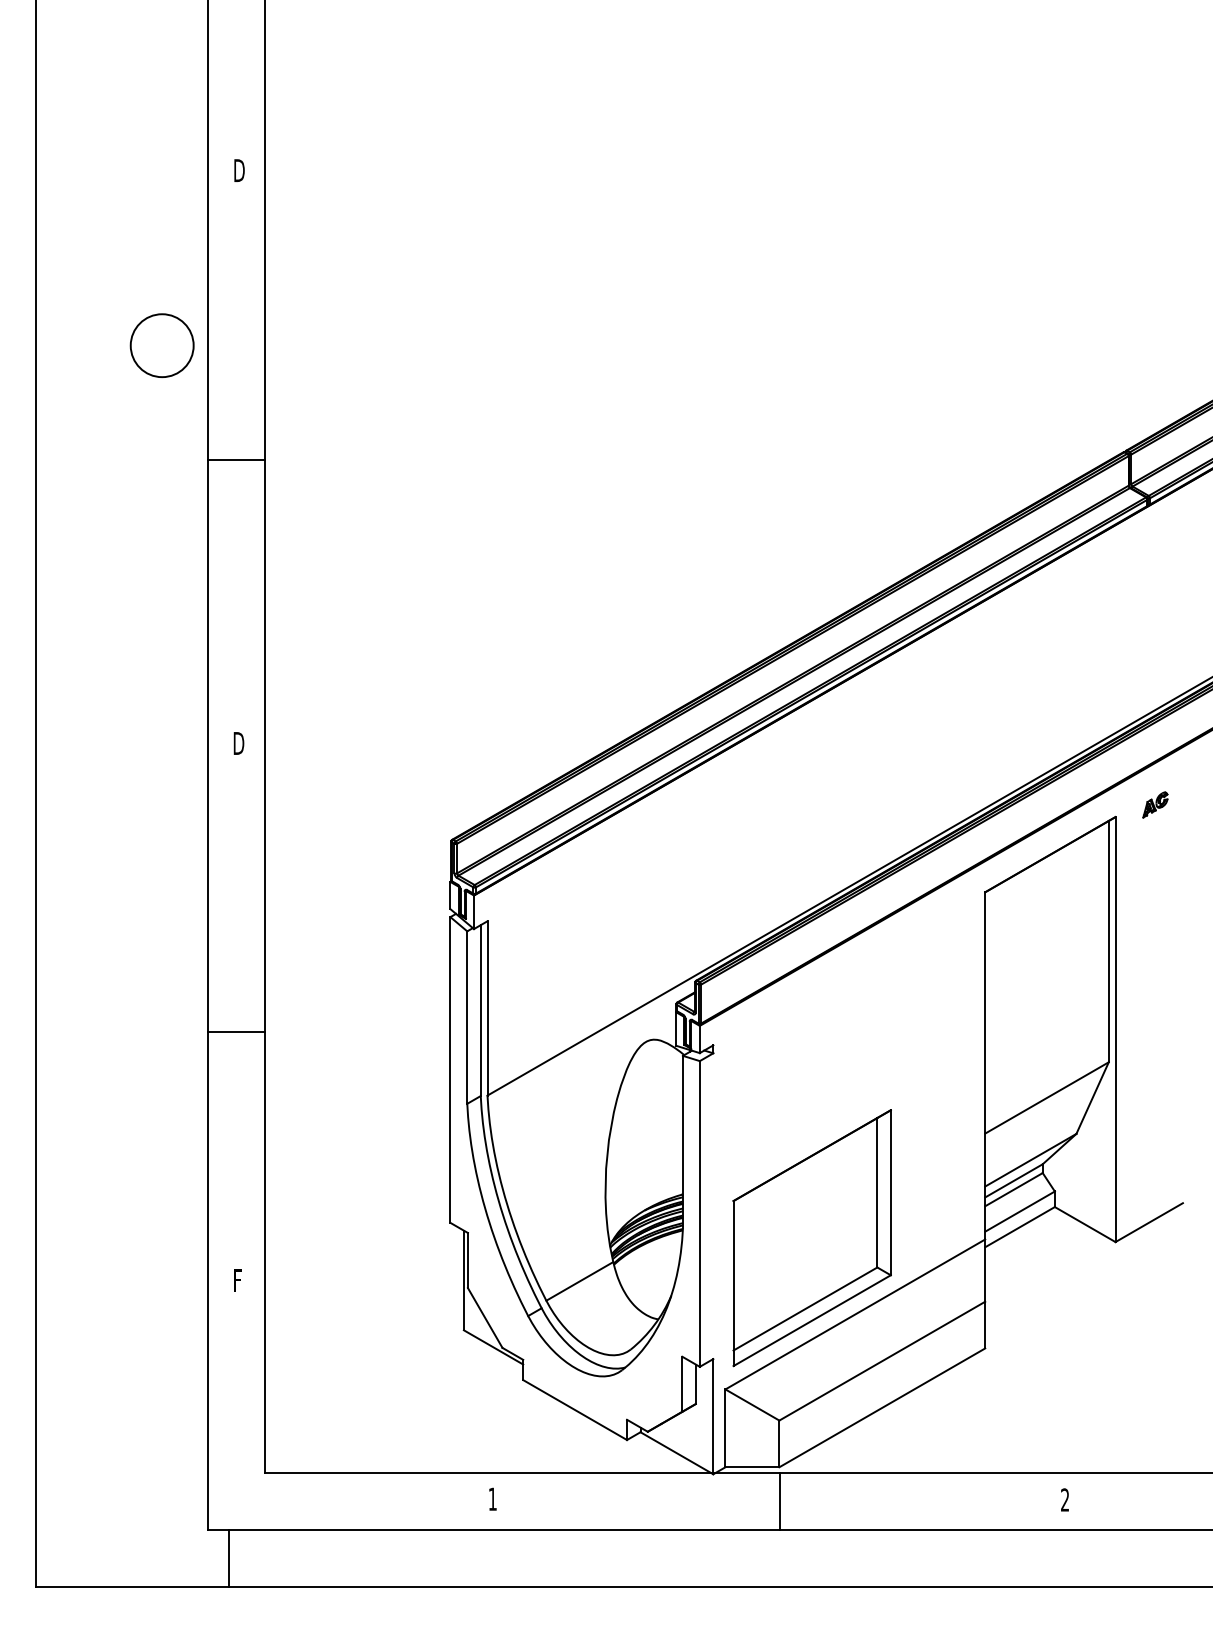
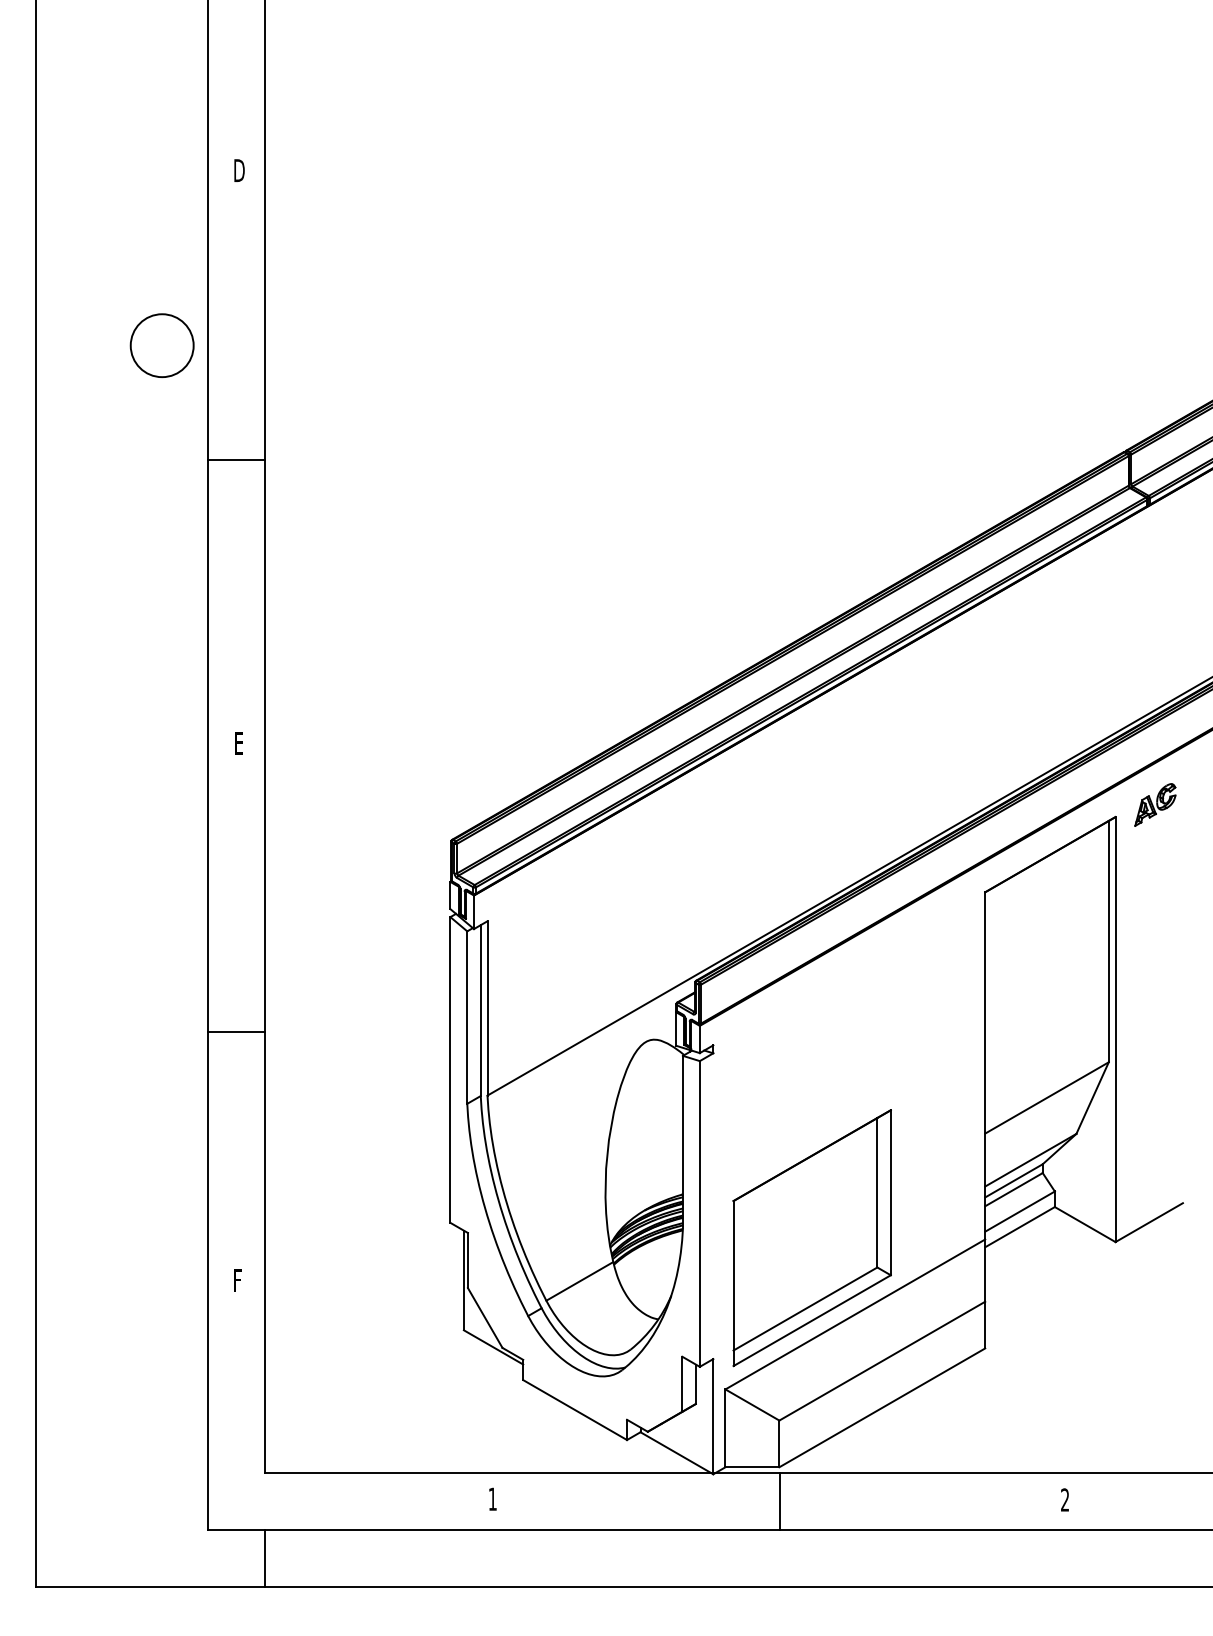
text: D -> E (238, 743)
part size: 27x28 px -> 43x44 px (1155, 804)
line position: (229, 1557) -> (265, 1557) (265, 1557)
